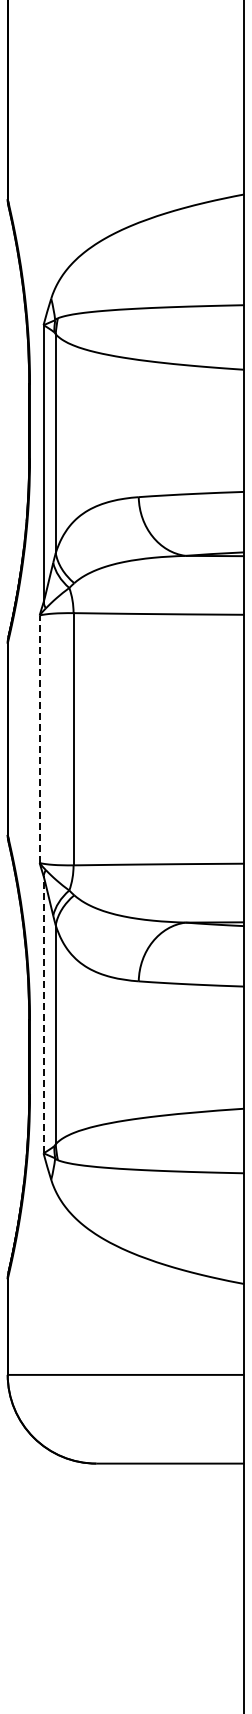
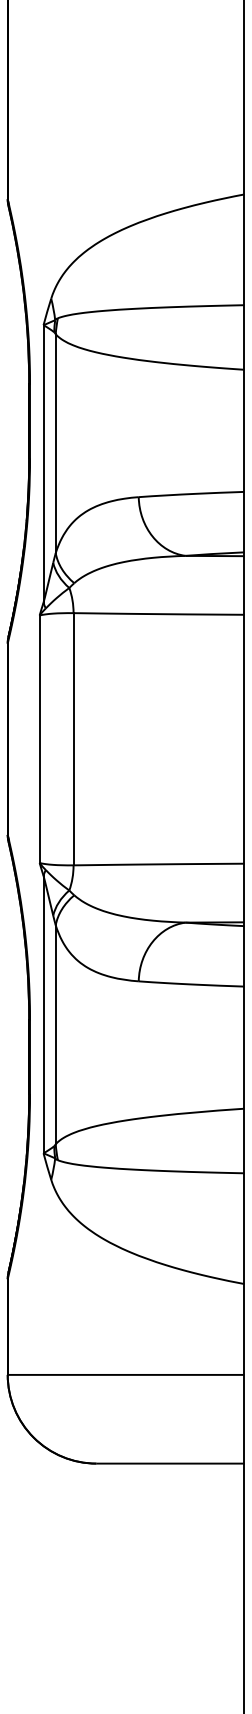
line: dashed -> solid (39, 739)
line: dashed -> solid (43, 1014)
